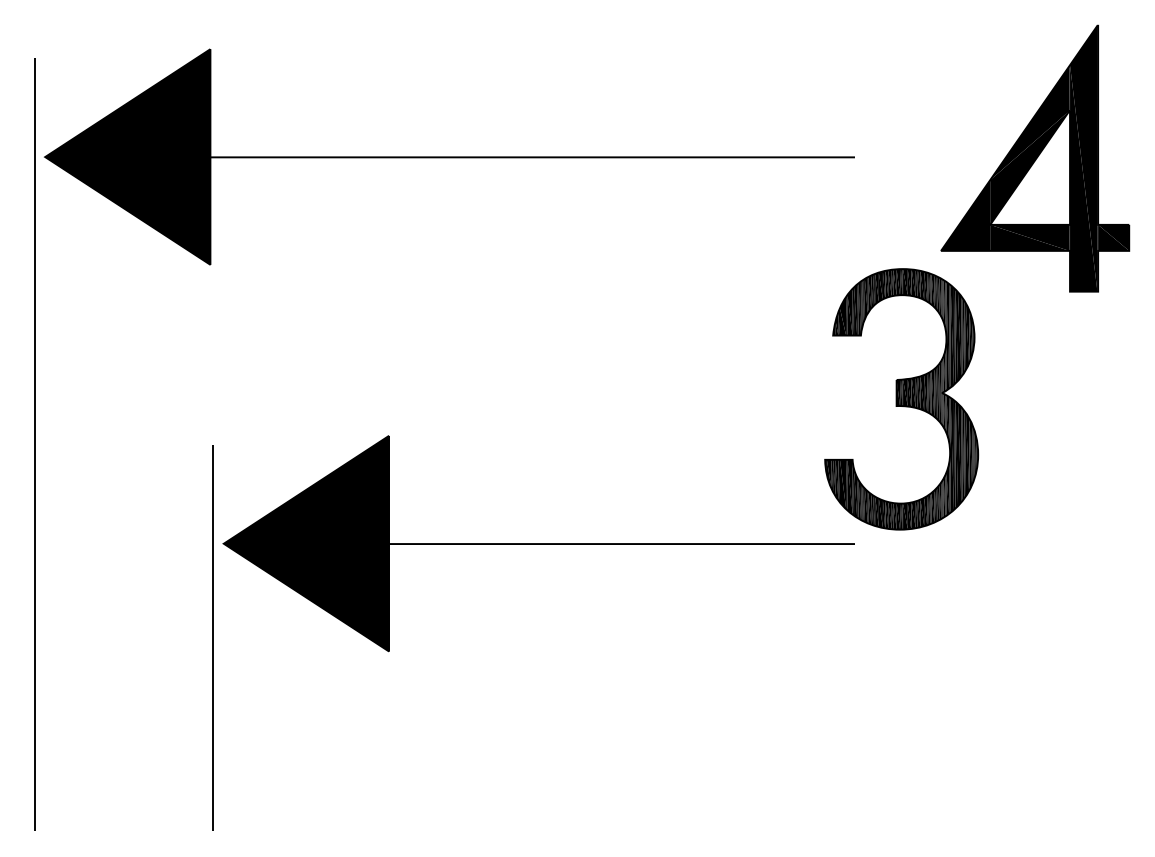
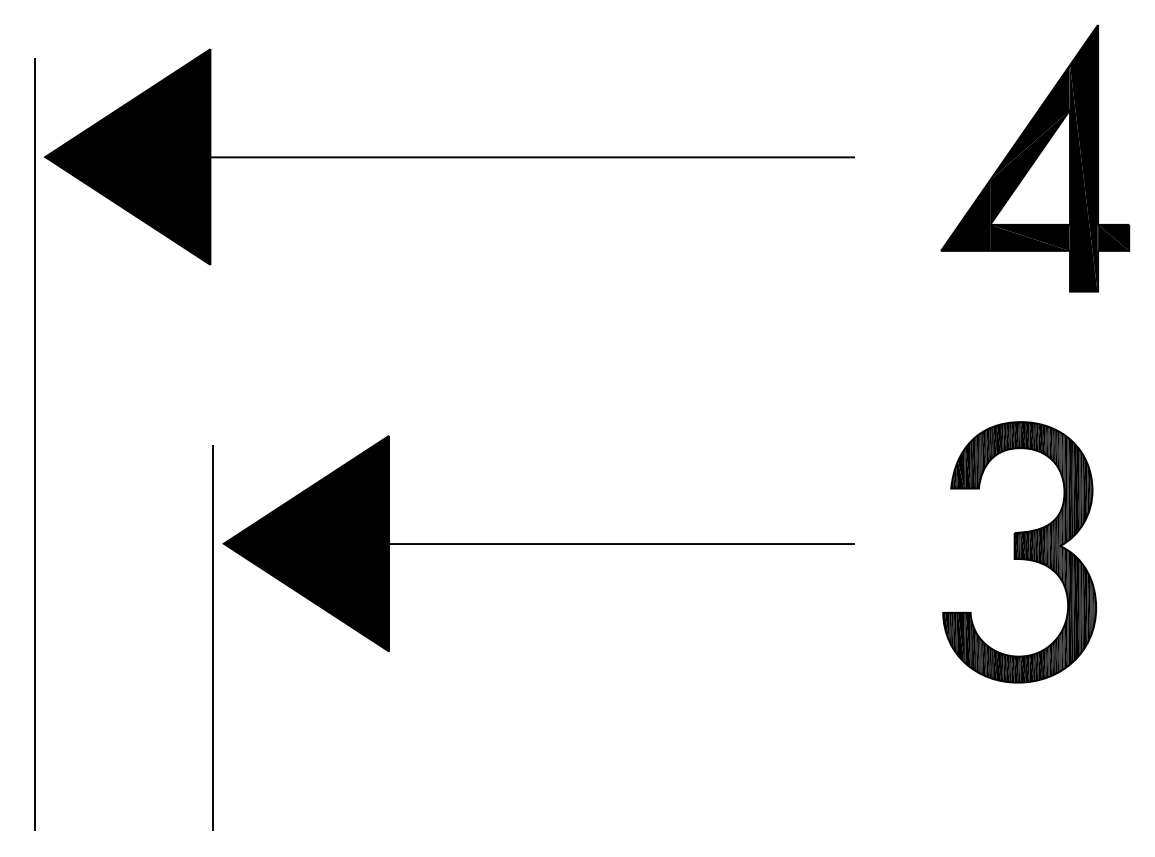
part position: (901, 399) -> (1019, 552) (1019, 552)
